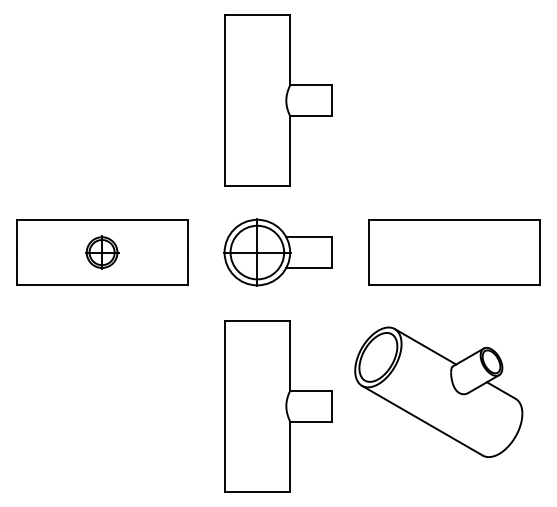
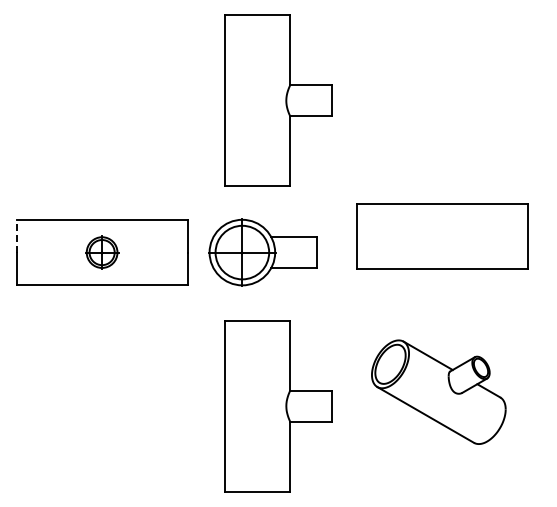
line: solid -> dashed (16, 235)
part position: (277, 252) -> (262, 252) (262, 252)
part position: (454, 252) -> (442, 236) (442, 236)
part size: 170x132 px -> 136x106 px (438, 391)
